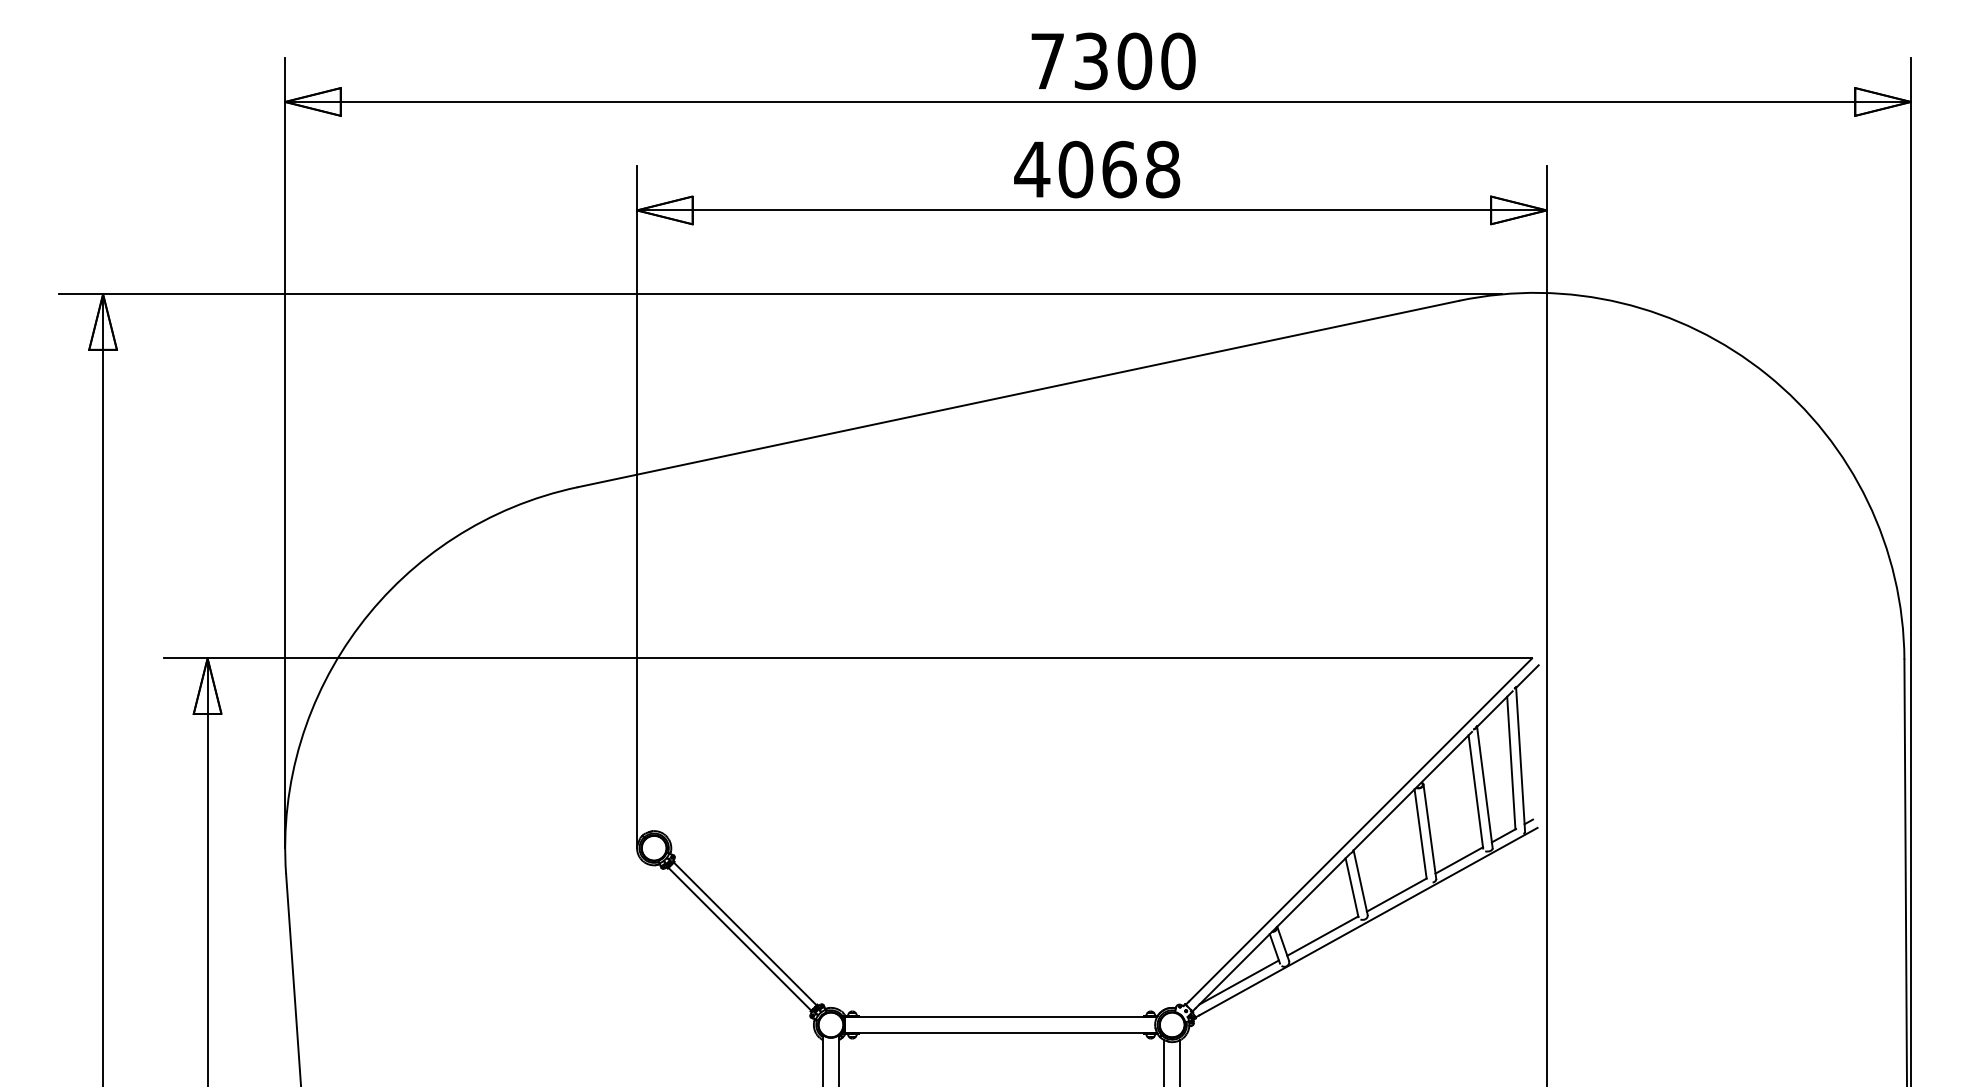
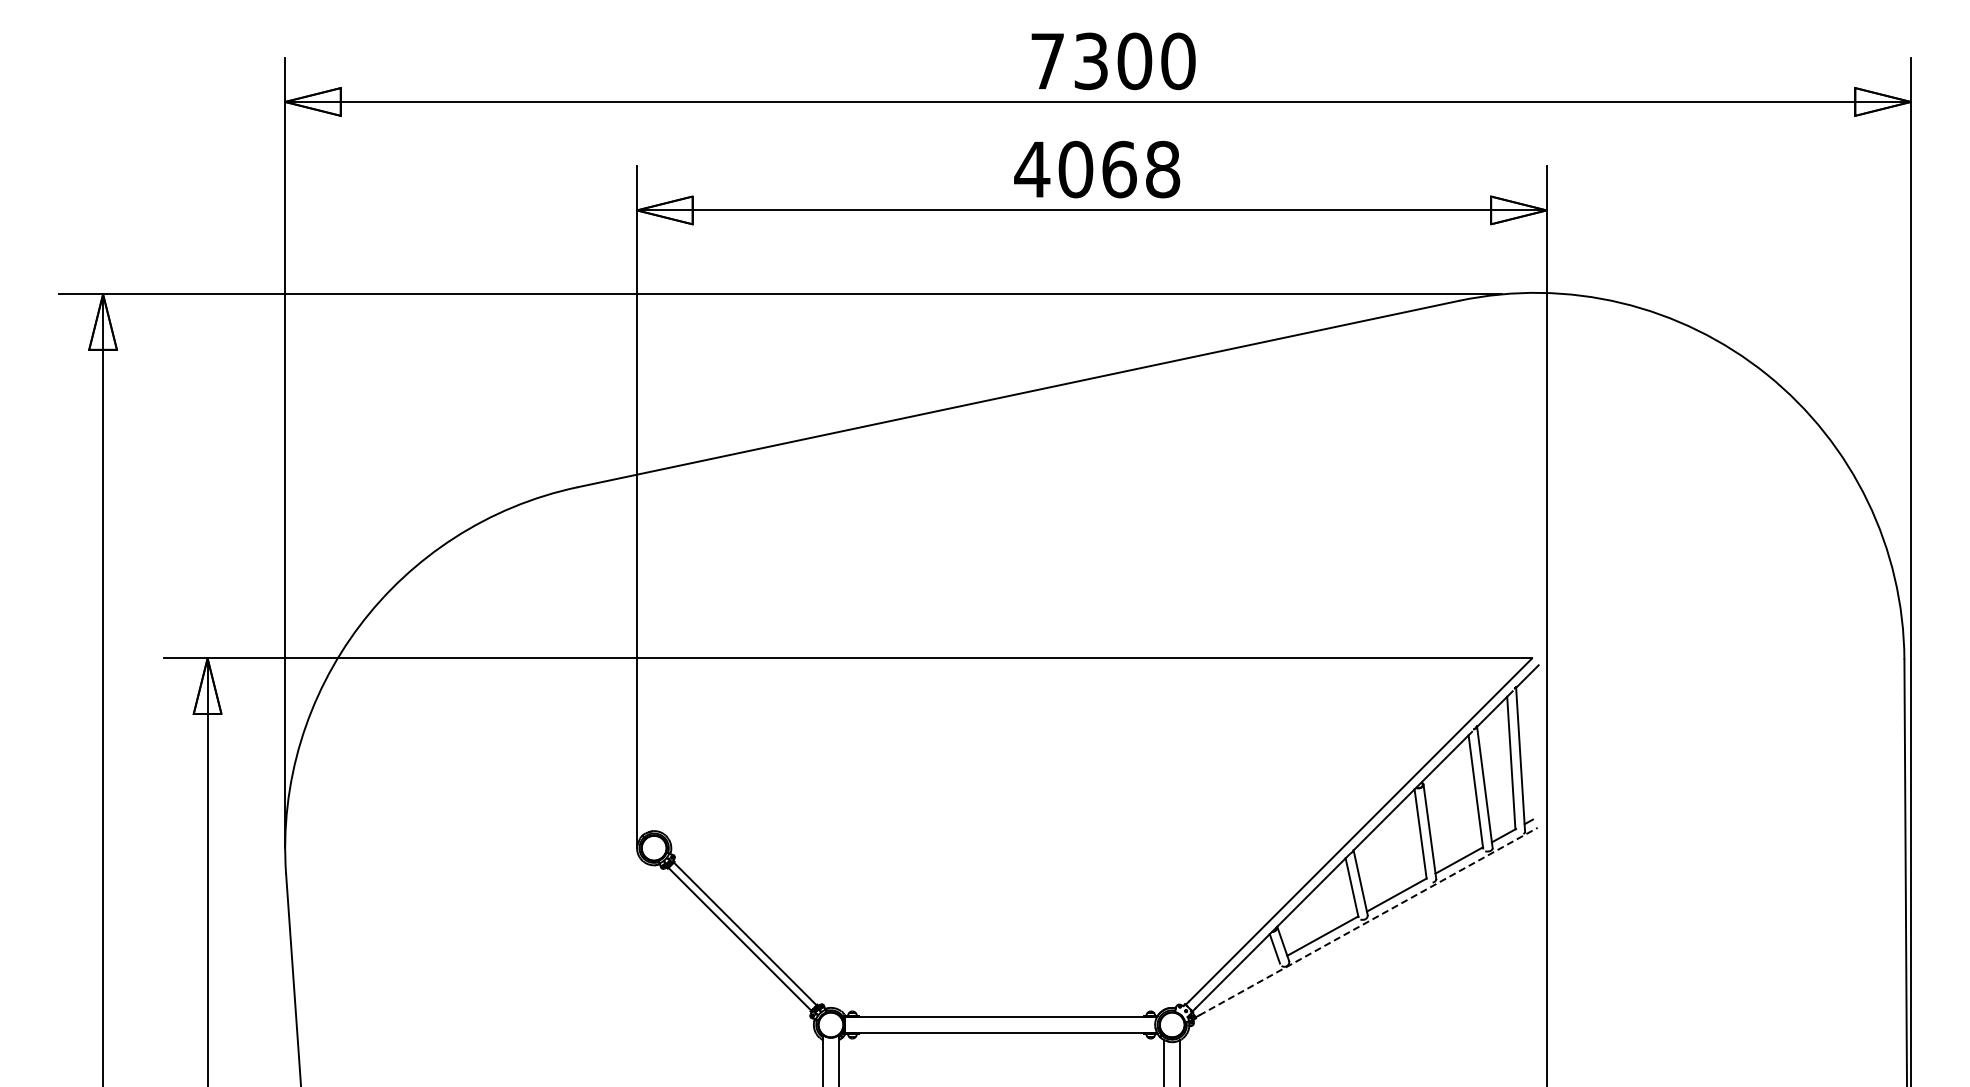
line: solid -> dashed (1368, 921)
line: present -> none (1238, 982)
